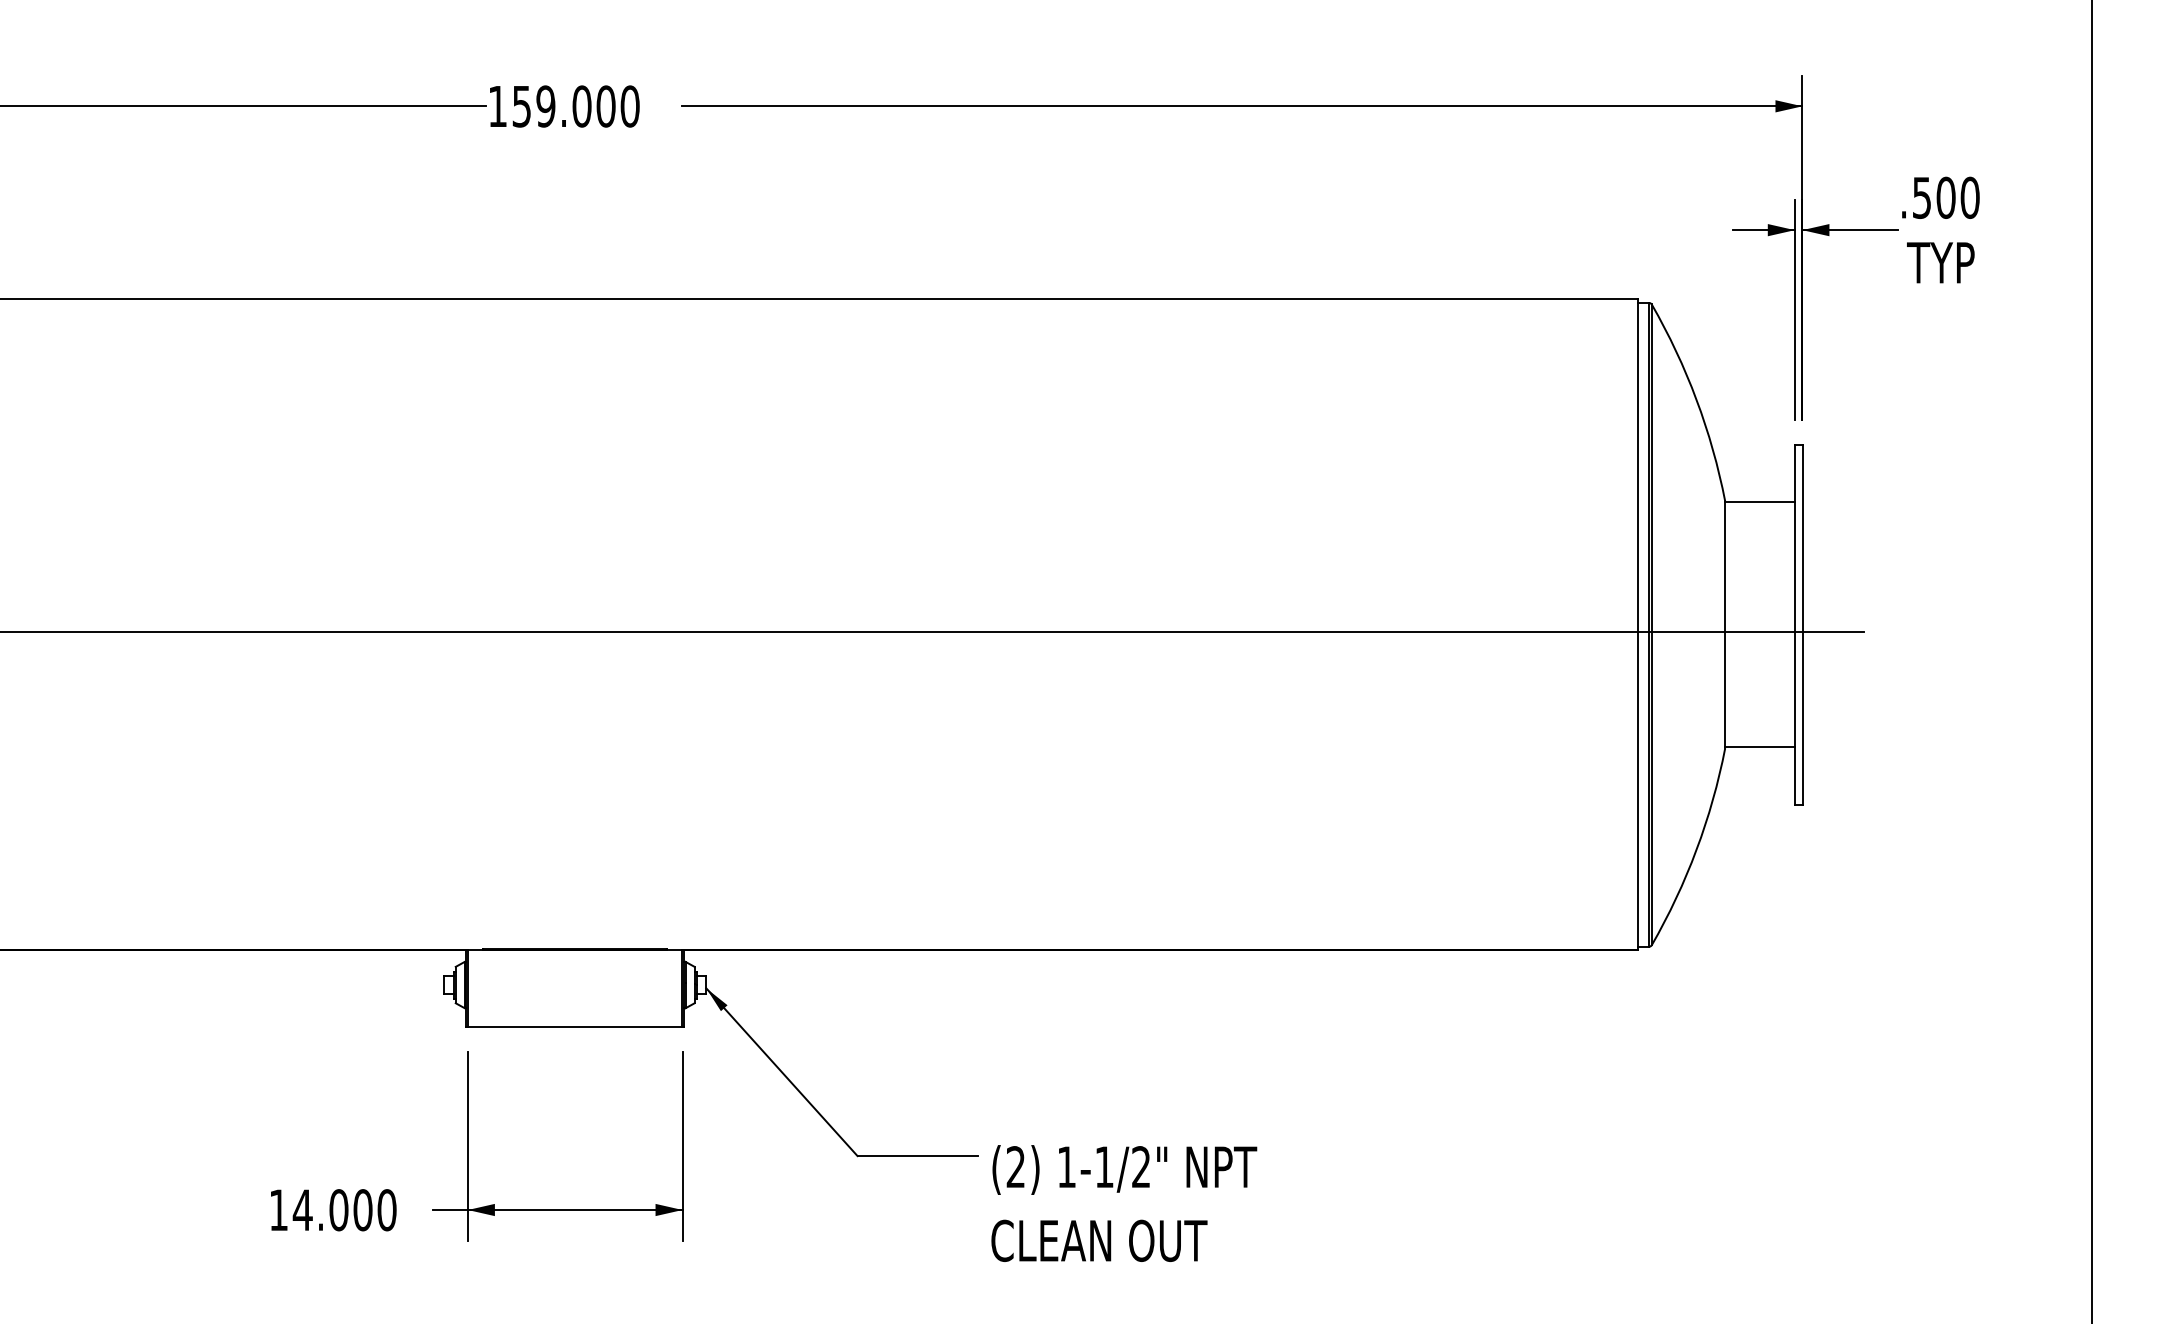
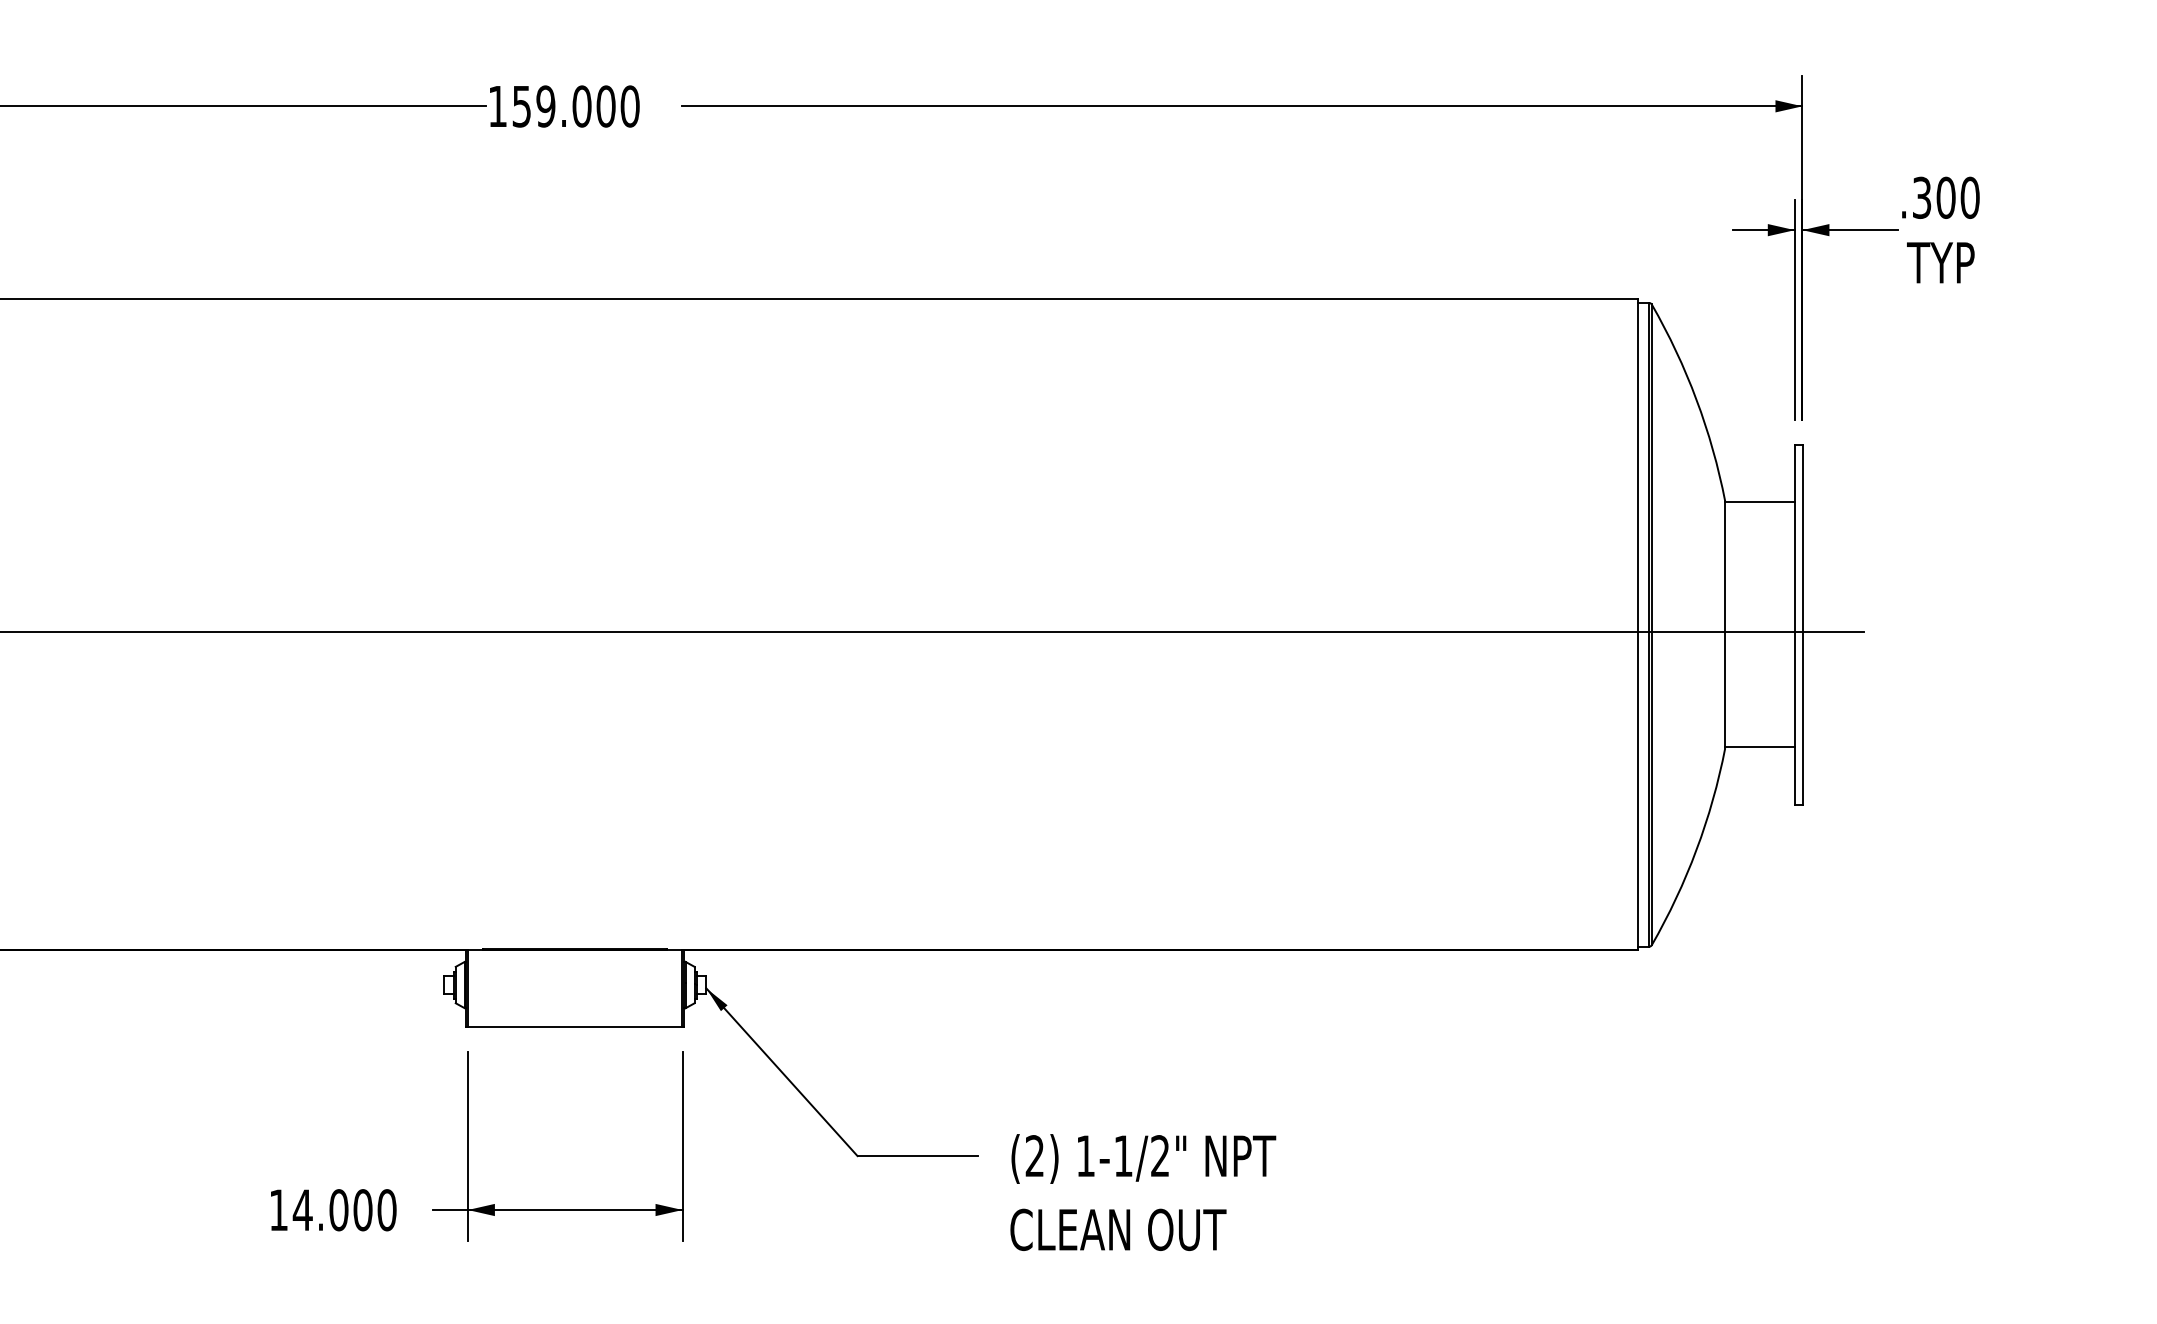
text: .500 -> .300 (1922, 197)
line: present -> none (2092, 661)
text position: (1124, 1203) -> (1143, 1192) (1143, 1192)
